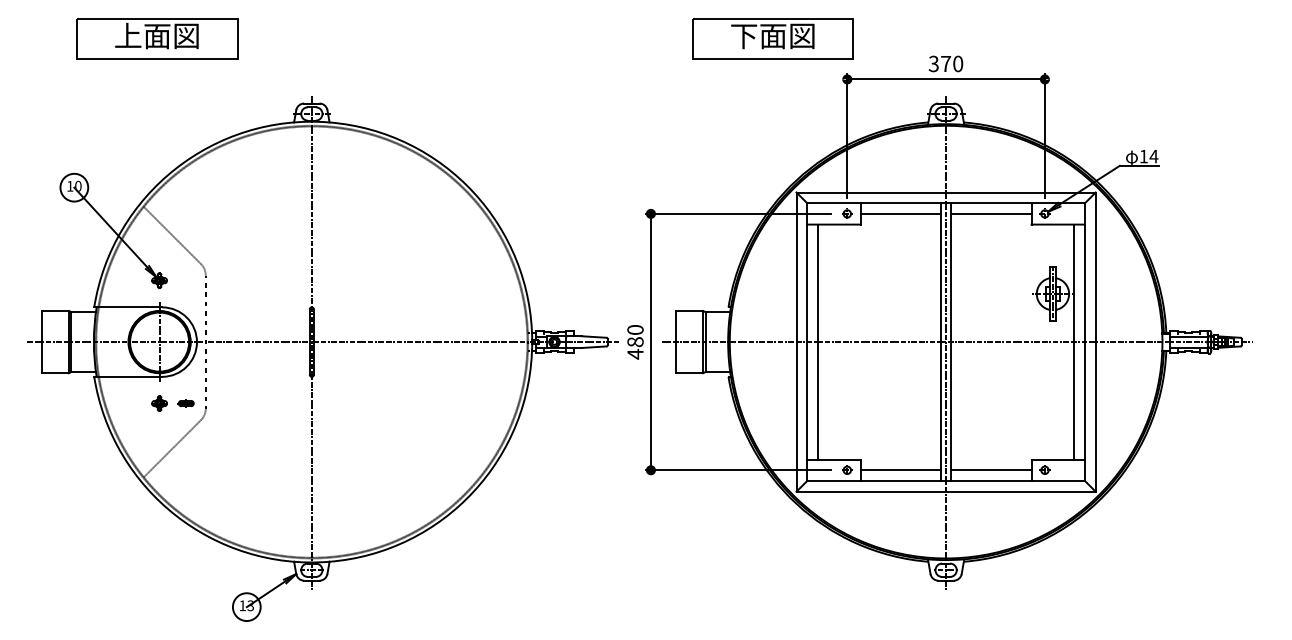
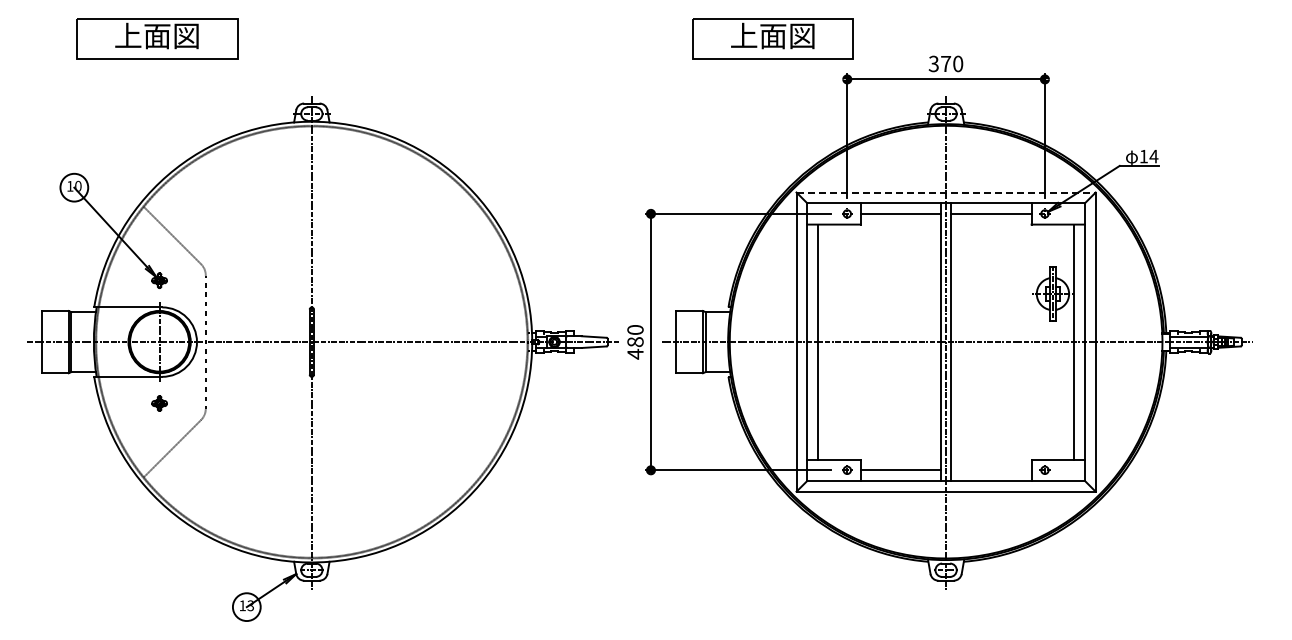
text: 下面図 -> 上面図 (744, 35)
line: solid -> dashed (946, 192)
part: present -> none (185, 403)
line: present -> none (991, 470)
